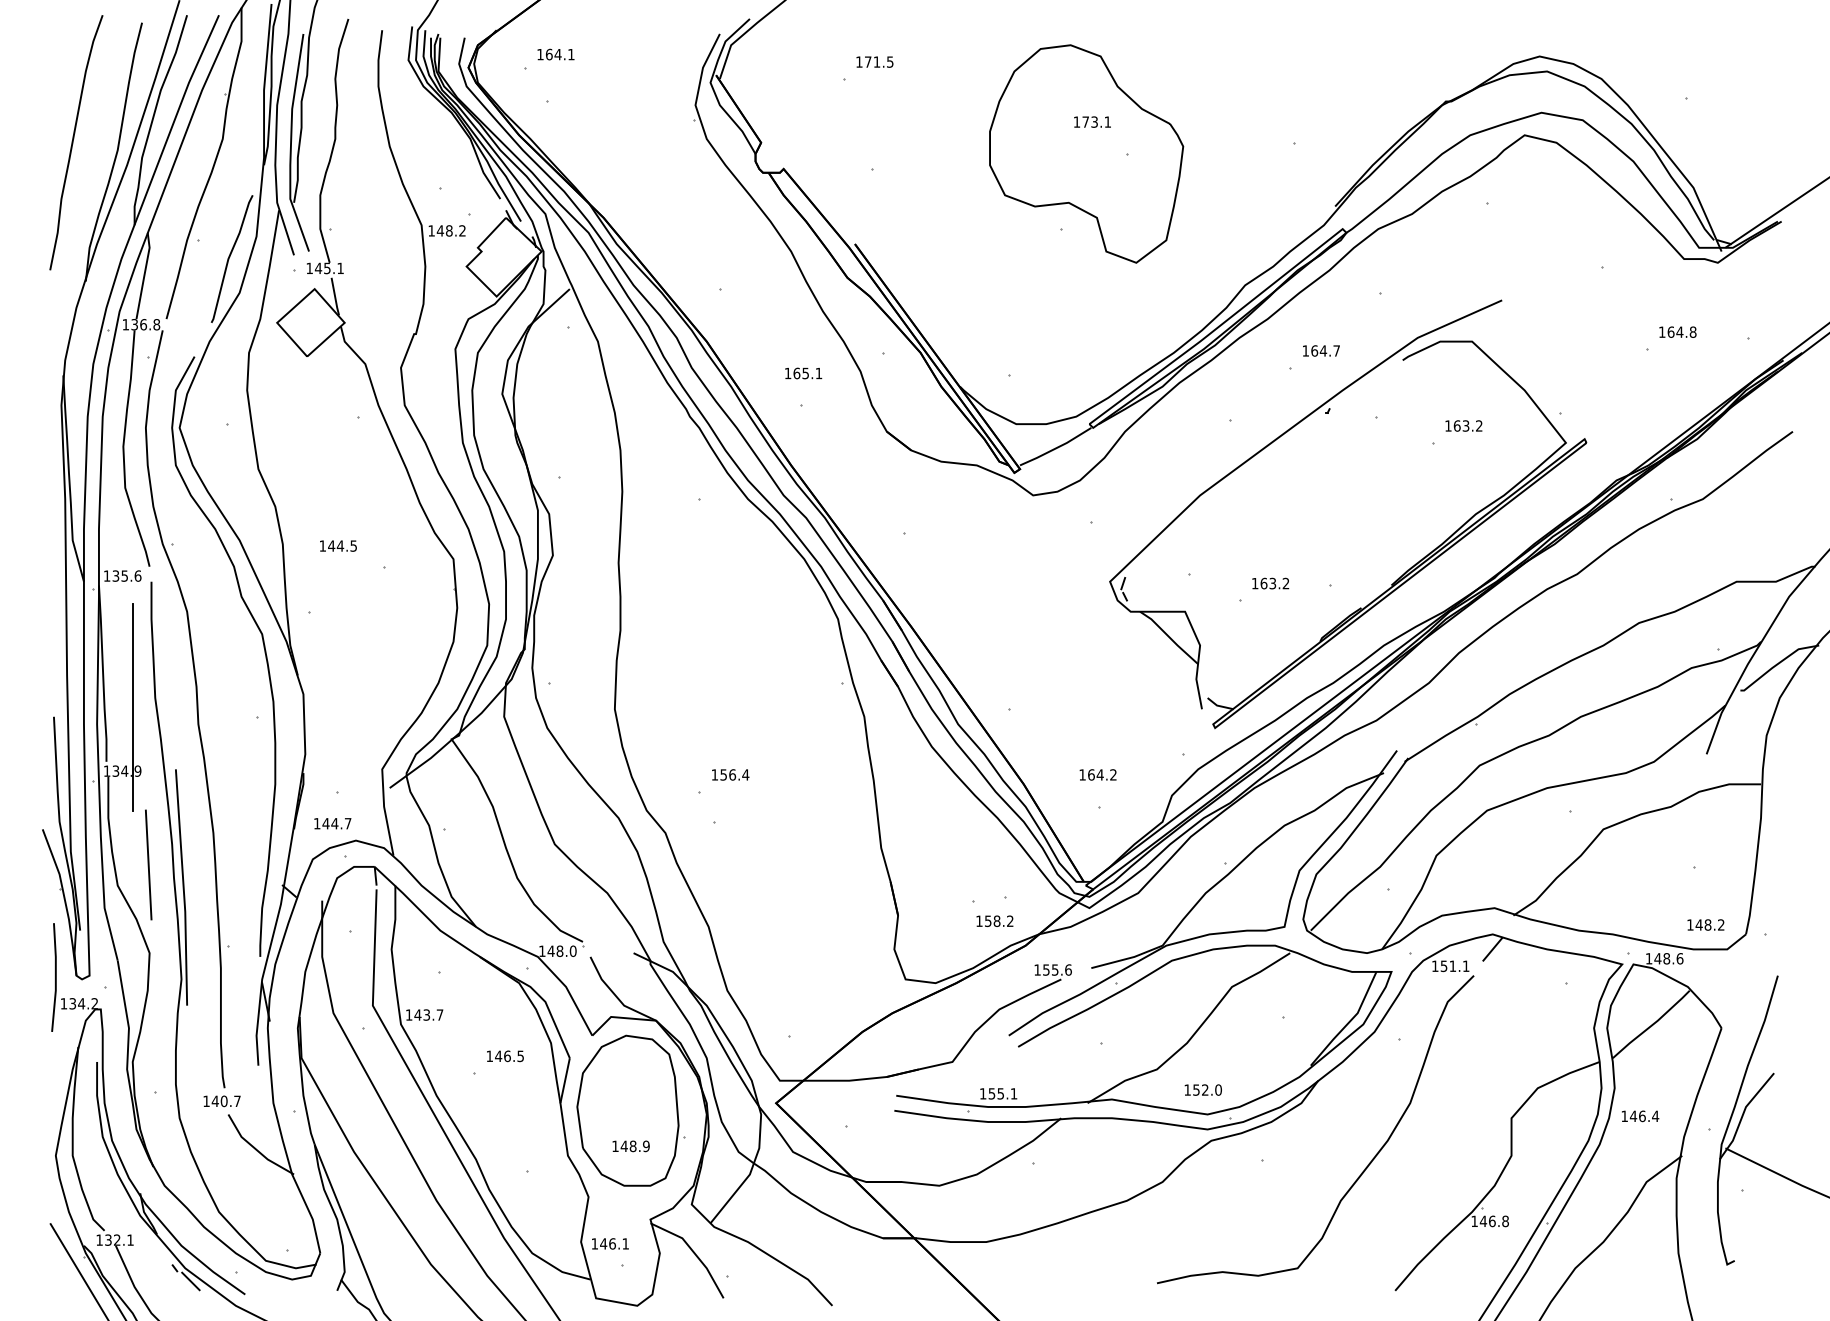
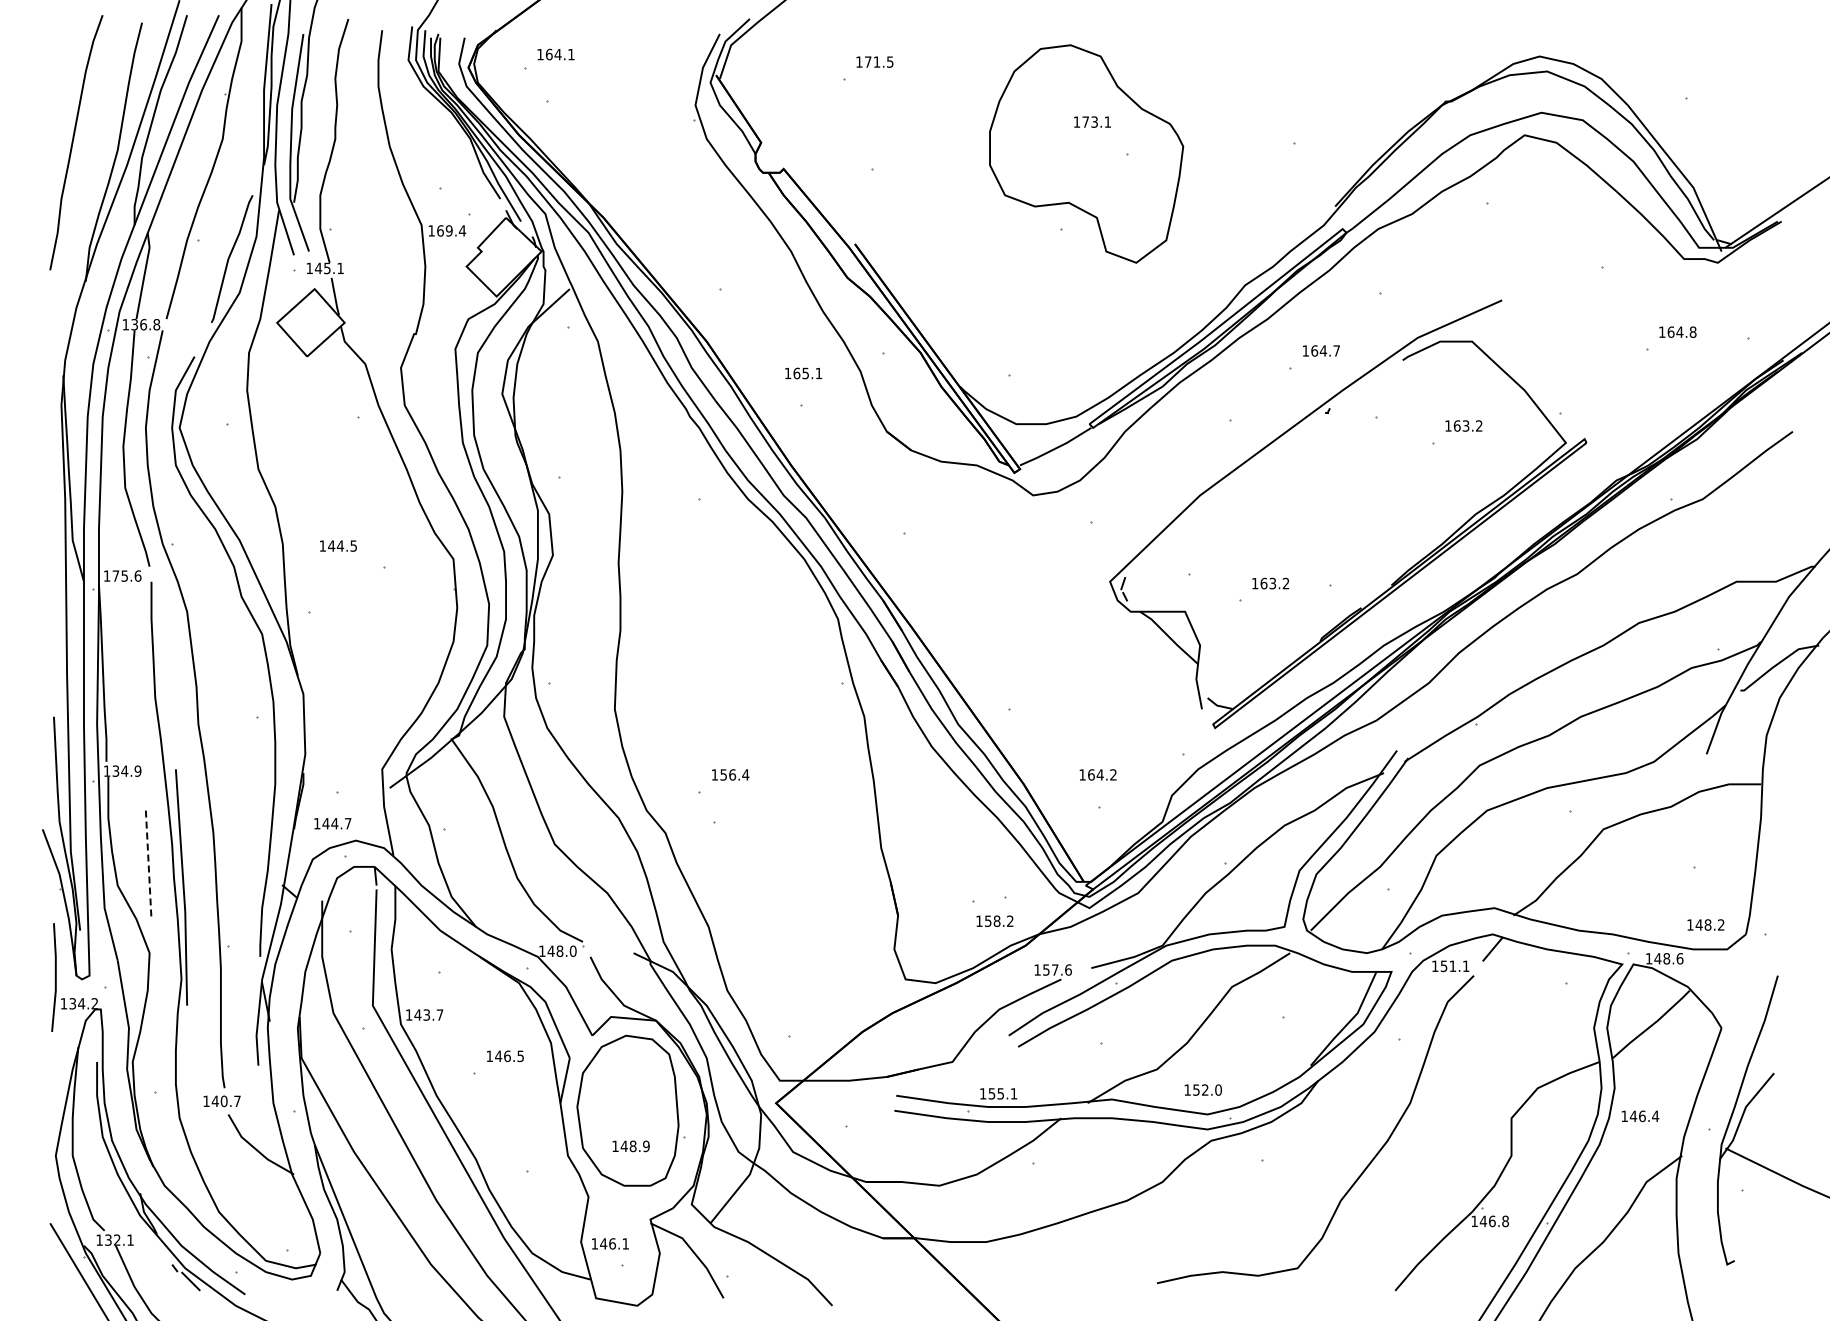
text: 148.2 -> 169.4 (451, 230)
text: 135.6 -> 175.6 (115, 575)
line: present -> none (132, 707)
line: solid -> dashed (148, 865)
text: 155.6 -> 157.6 (1055, 969)
